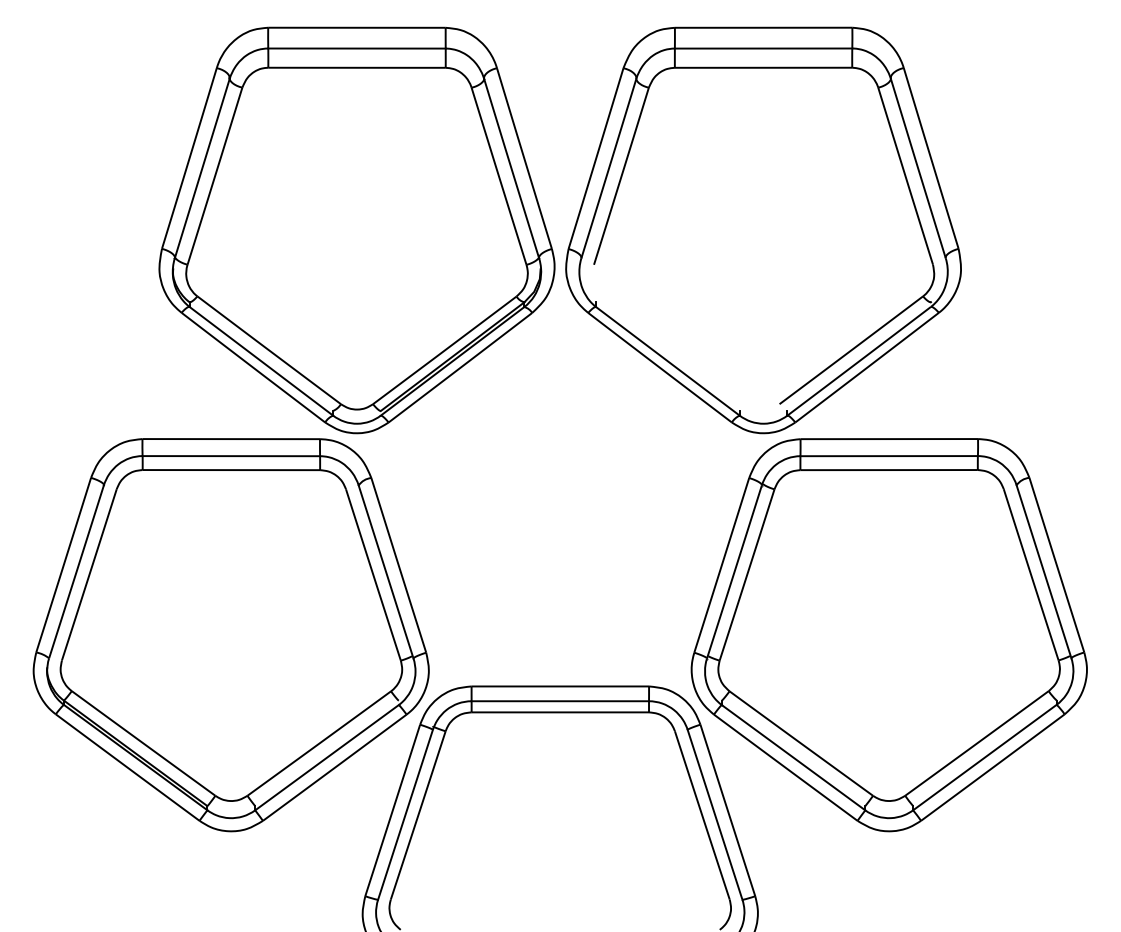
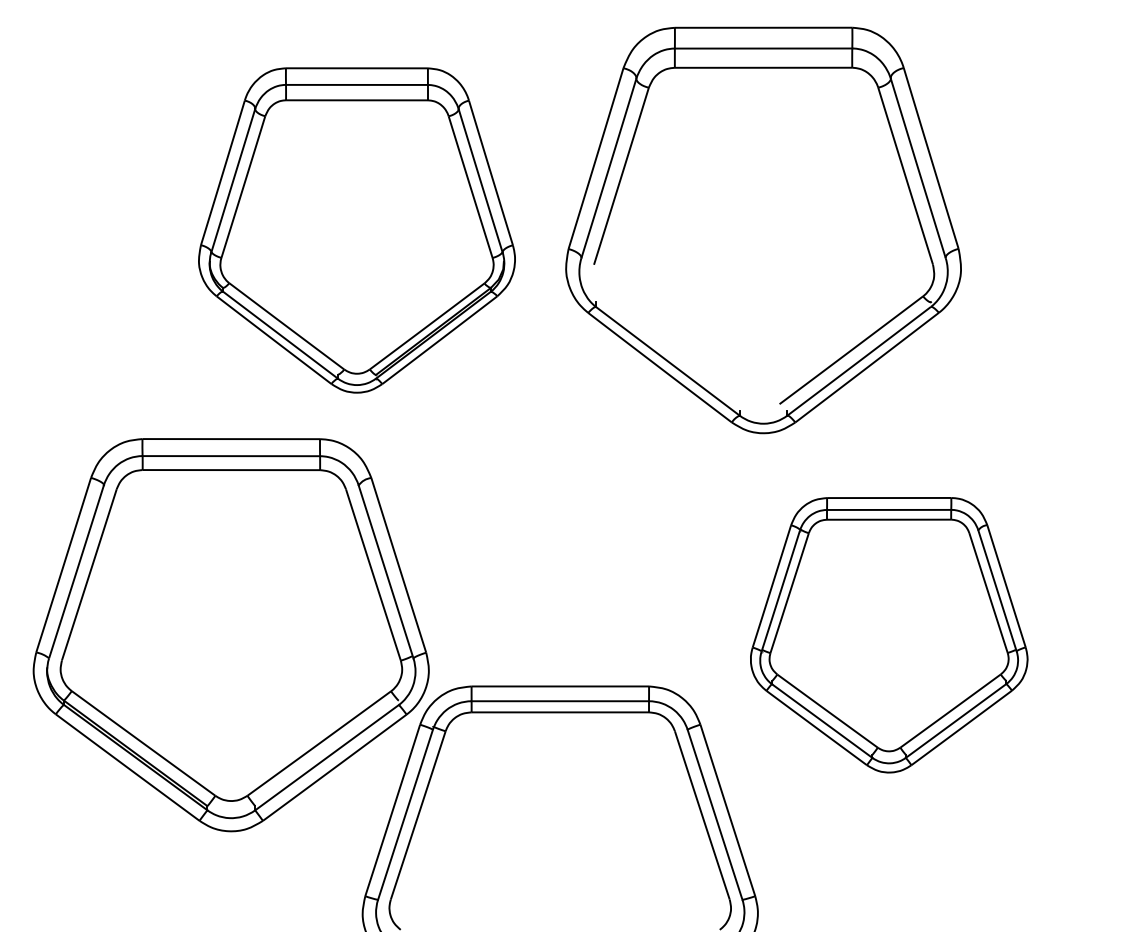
part size: 398x409 px -> 318x327 px (356, 230)
part size: 398x395 px -> 279x277 px (889, 635)
